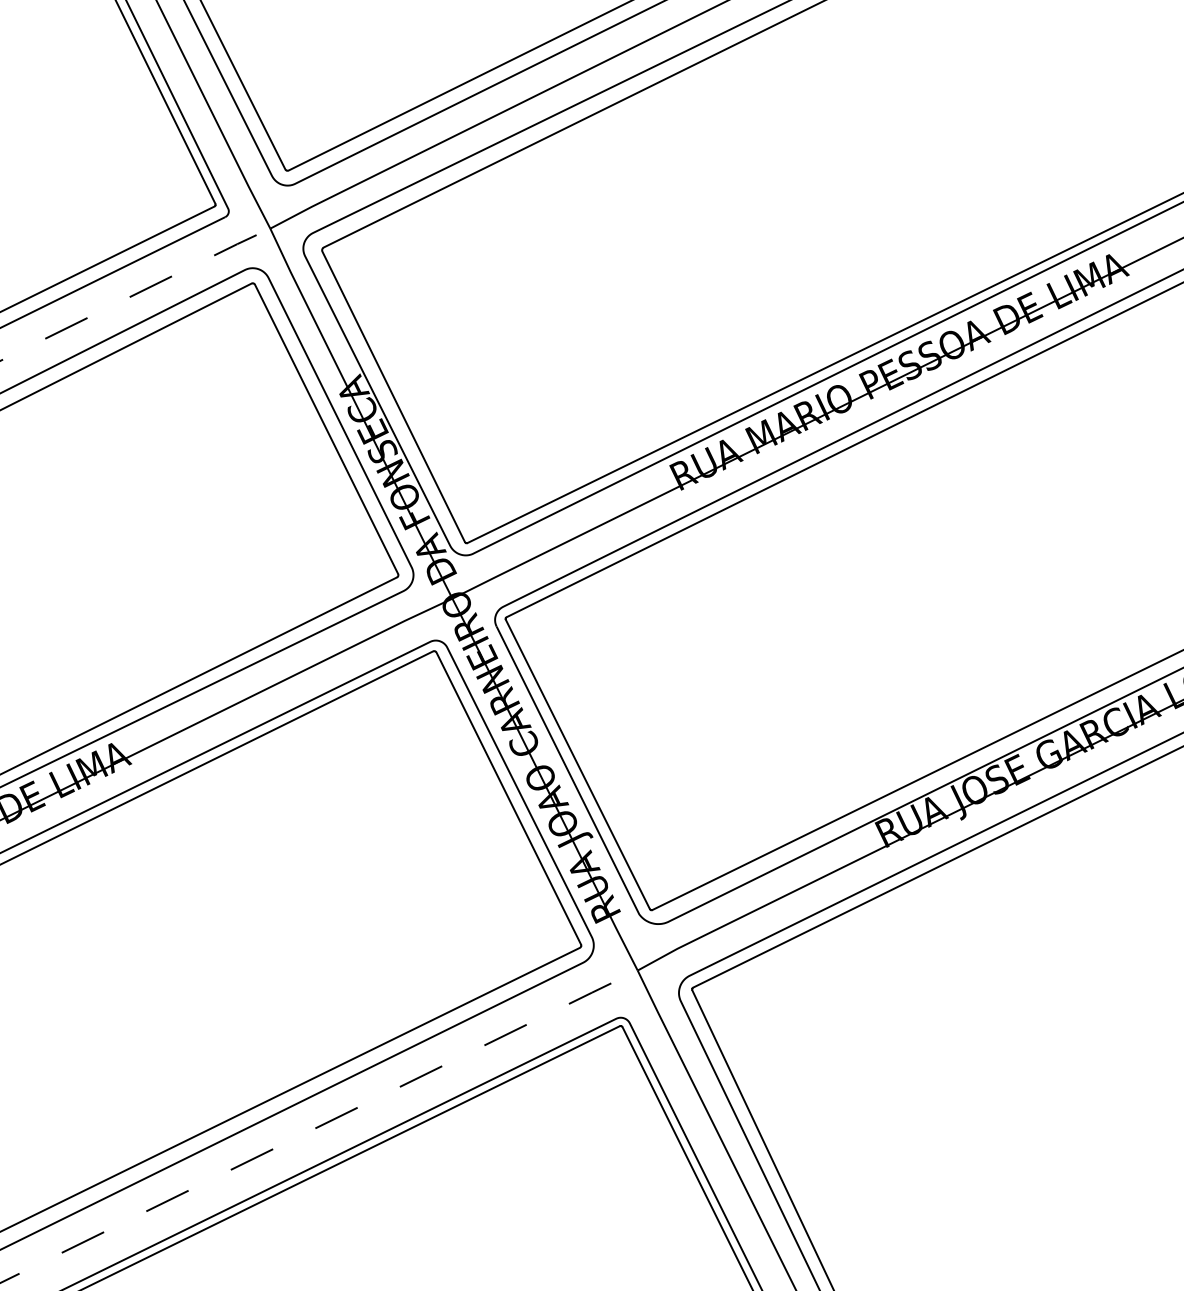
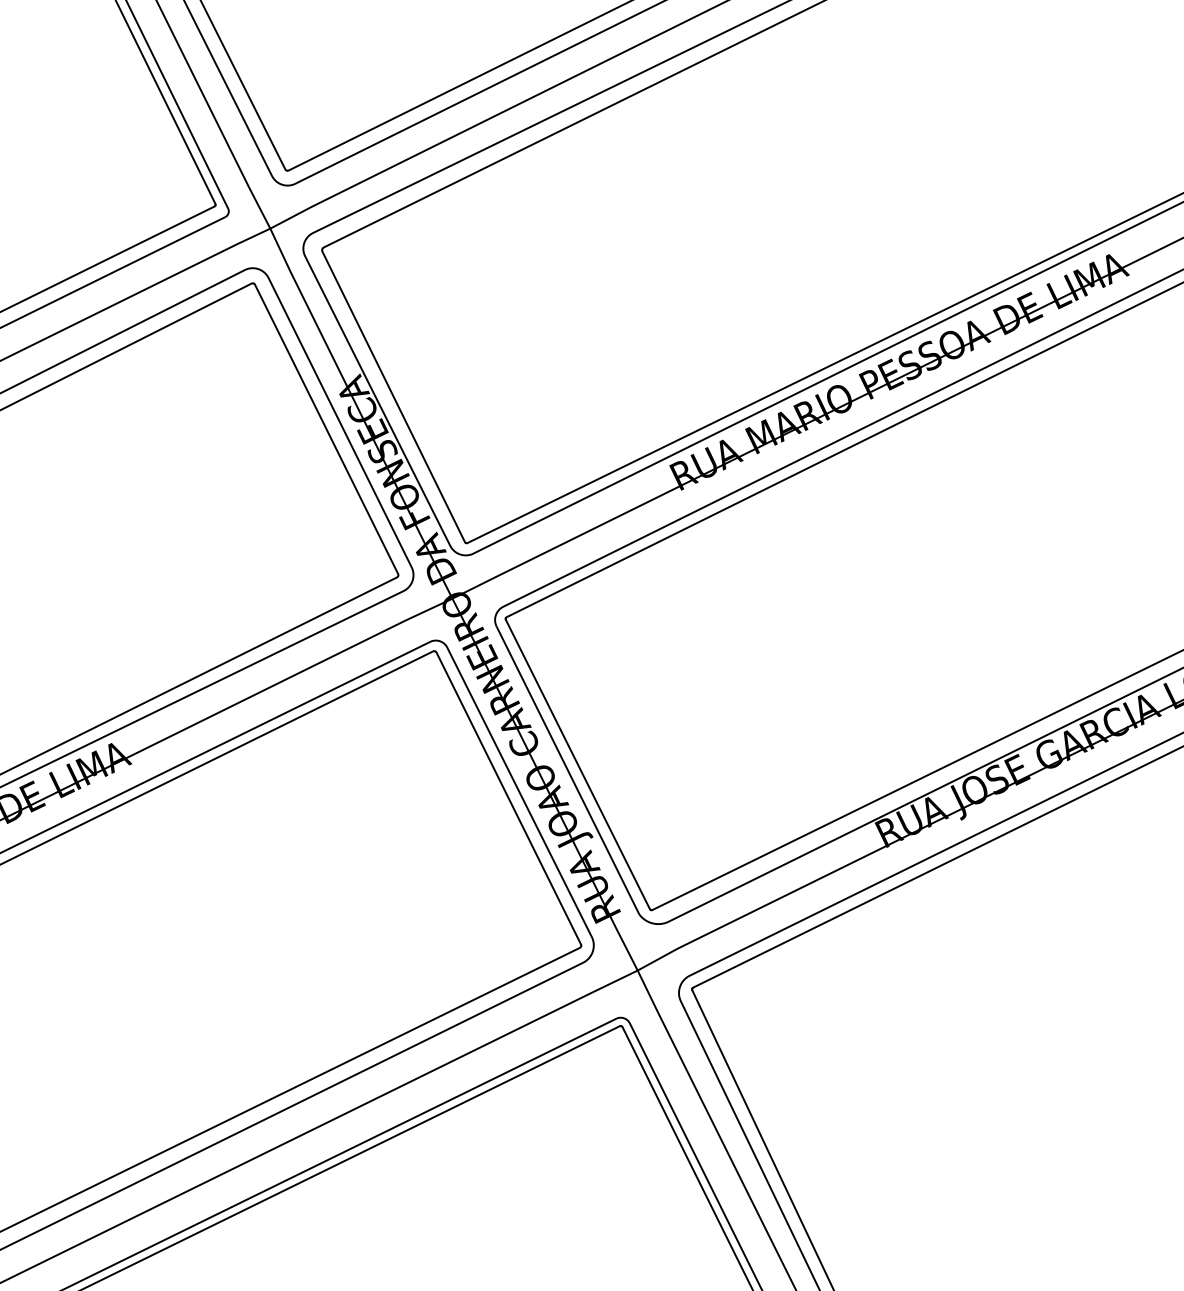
line: dashed -> solid (135, 294)
line: dashed -> solid (320, 1126)
